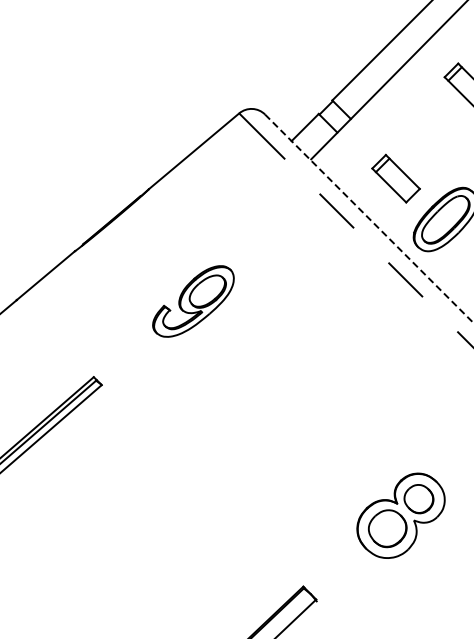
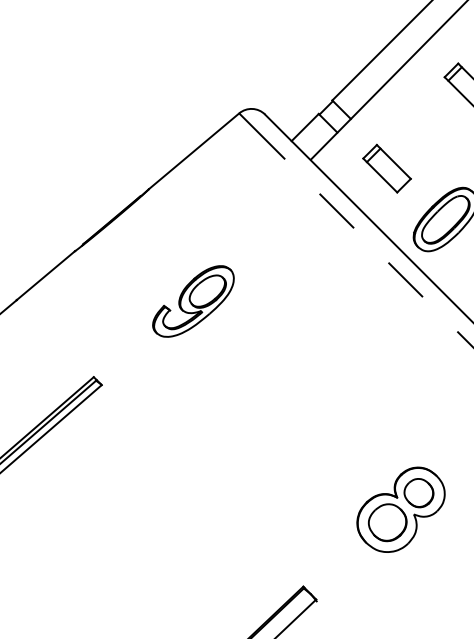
part position: (395, 178) -> (386, 168) (386, 168)
line: dashed -> solid (369, 219)
part position: (400, 515) -> (400, 509) (400, 509)
